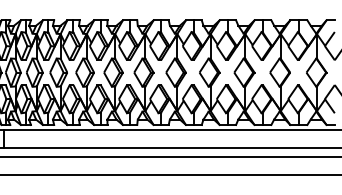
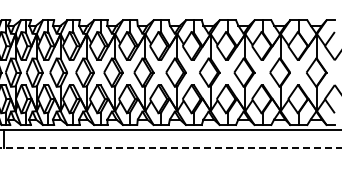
line: solid -> dashed (171, 148)
line: present -> none (170, 156)
line: present -> none (170, 174)
